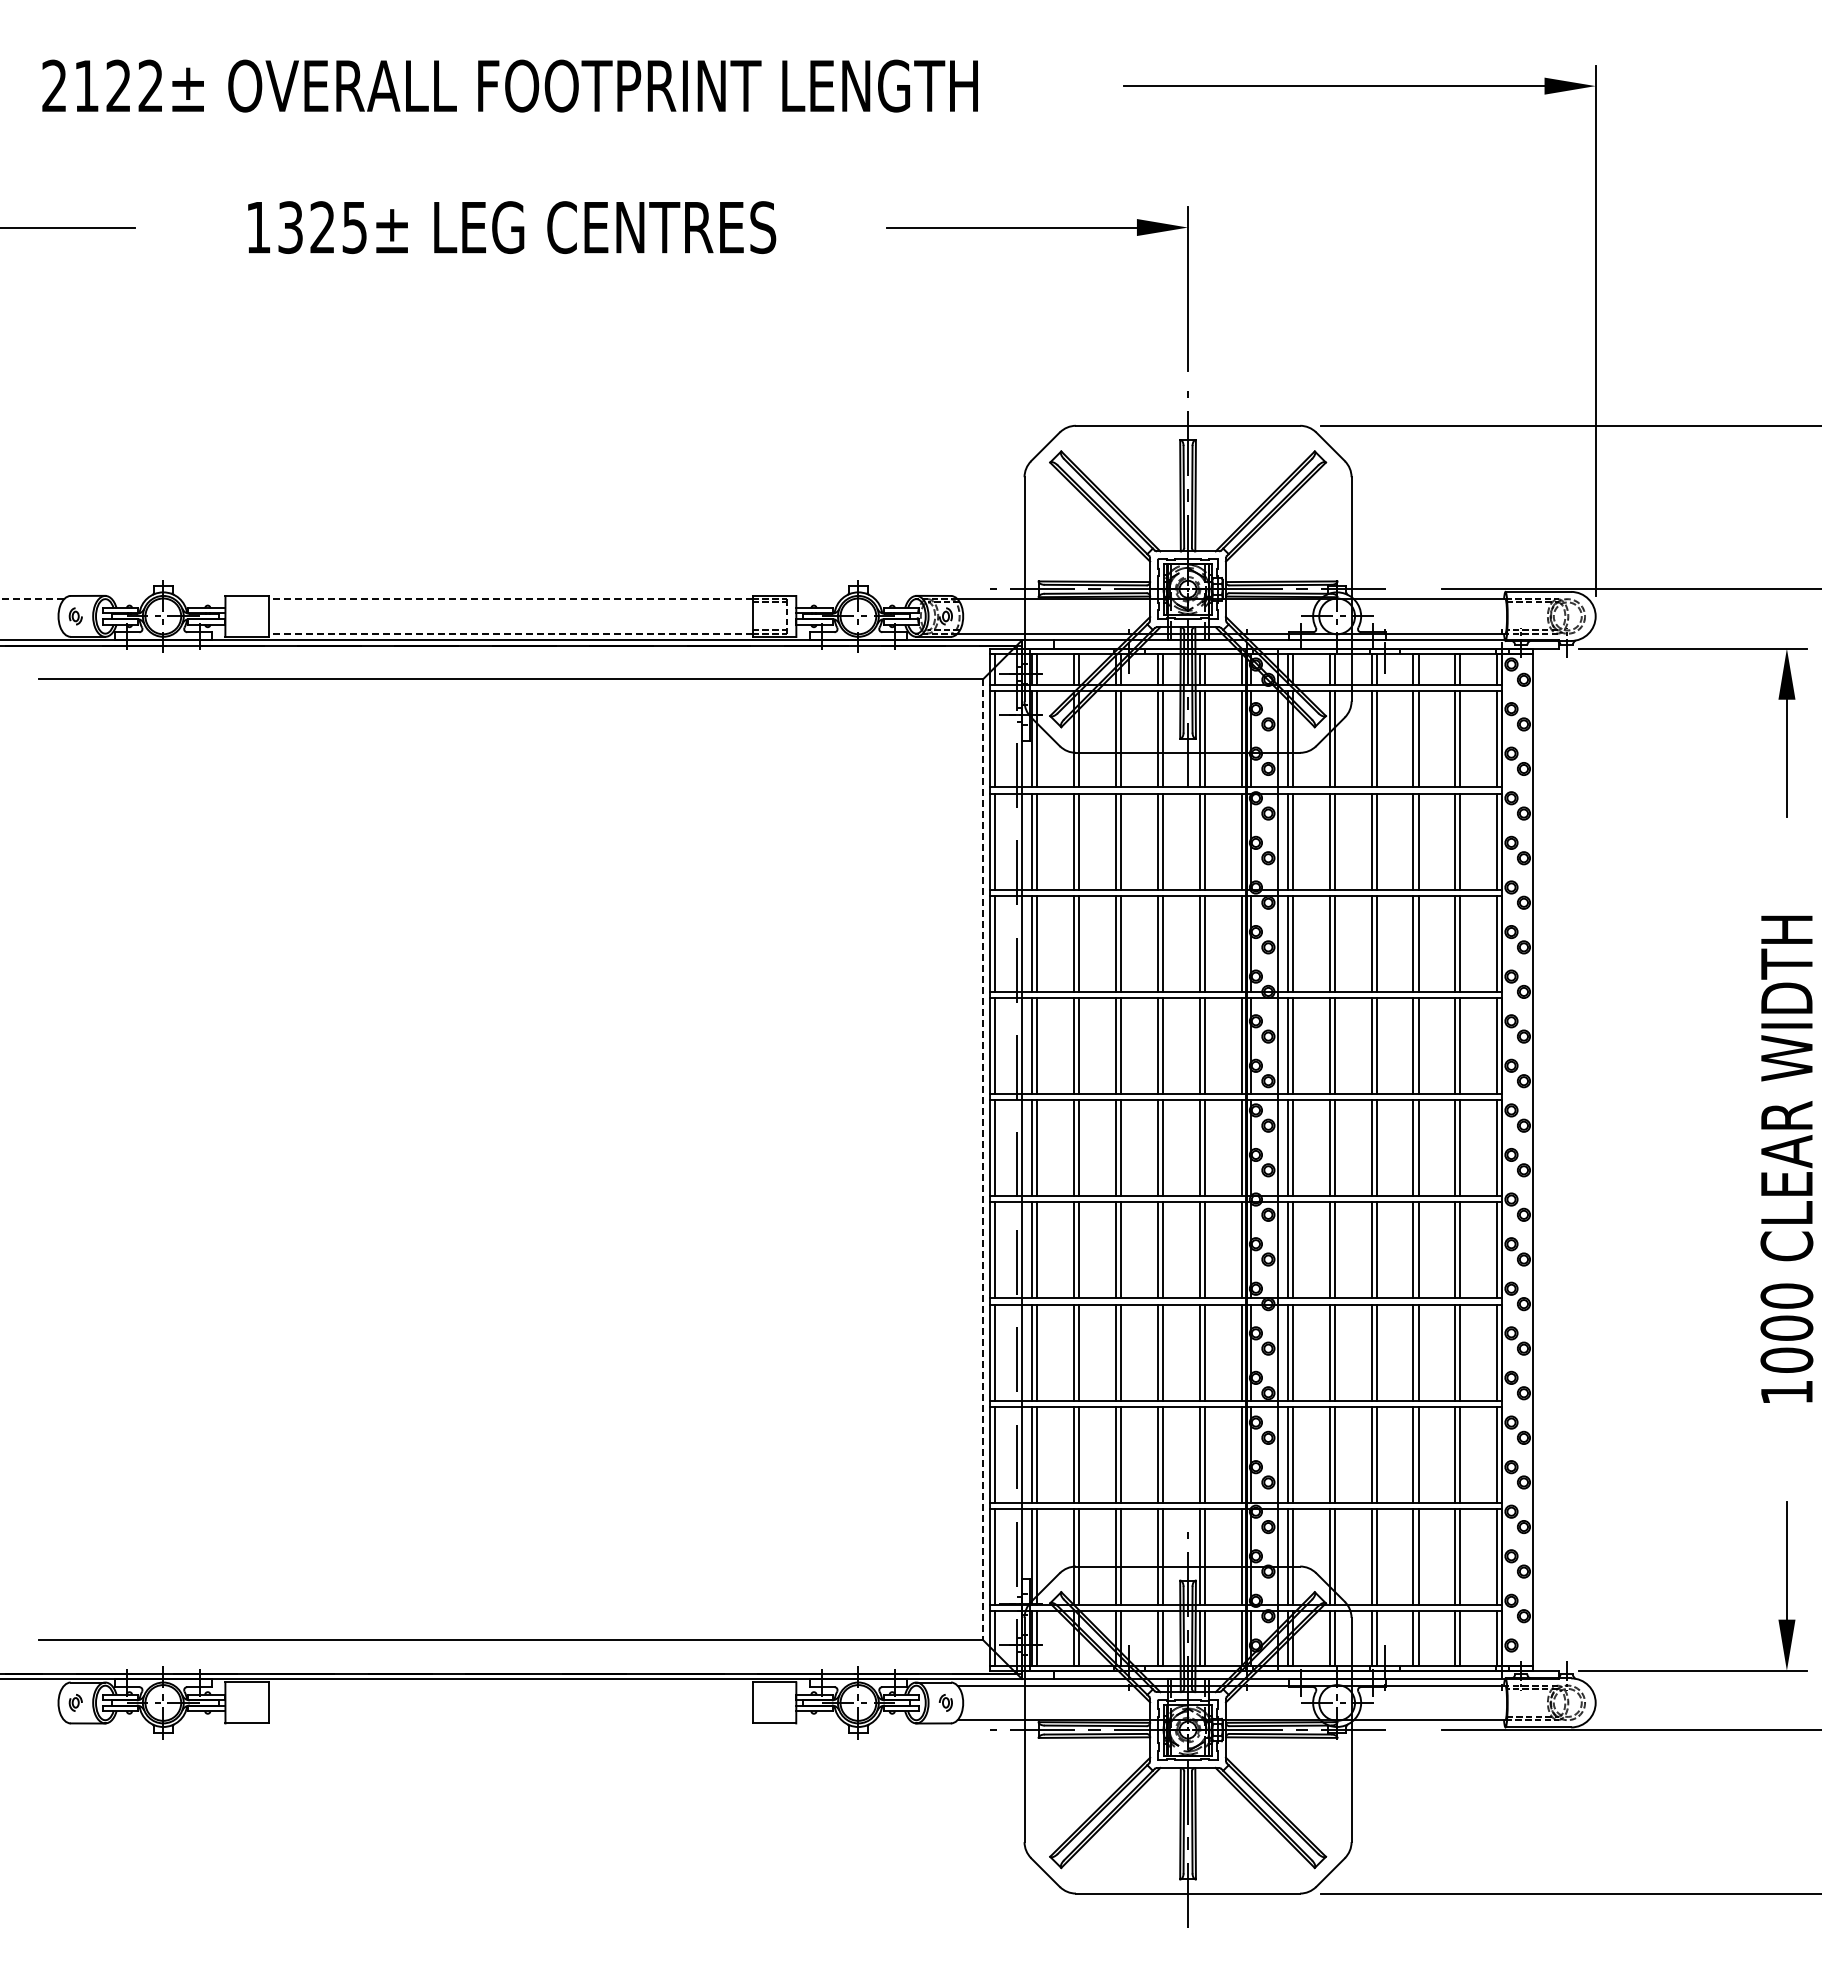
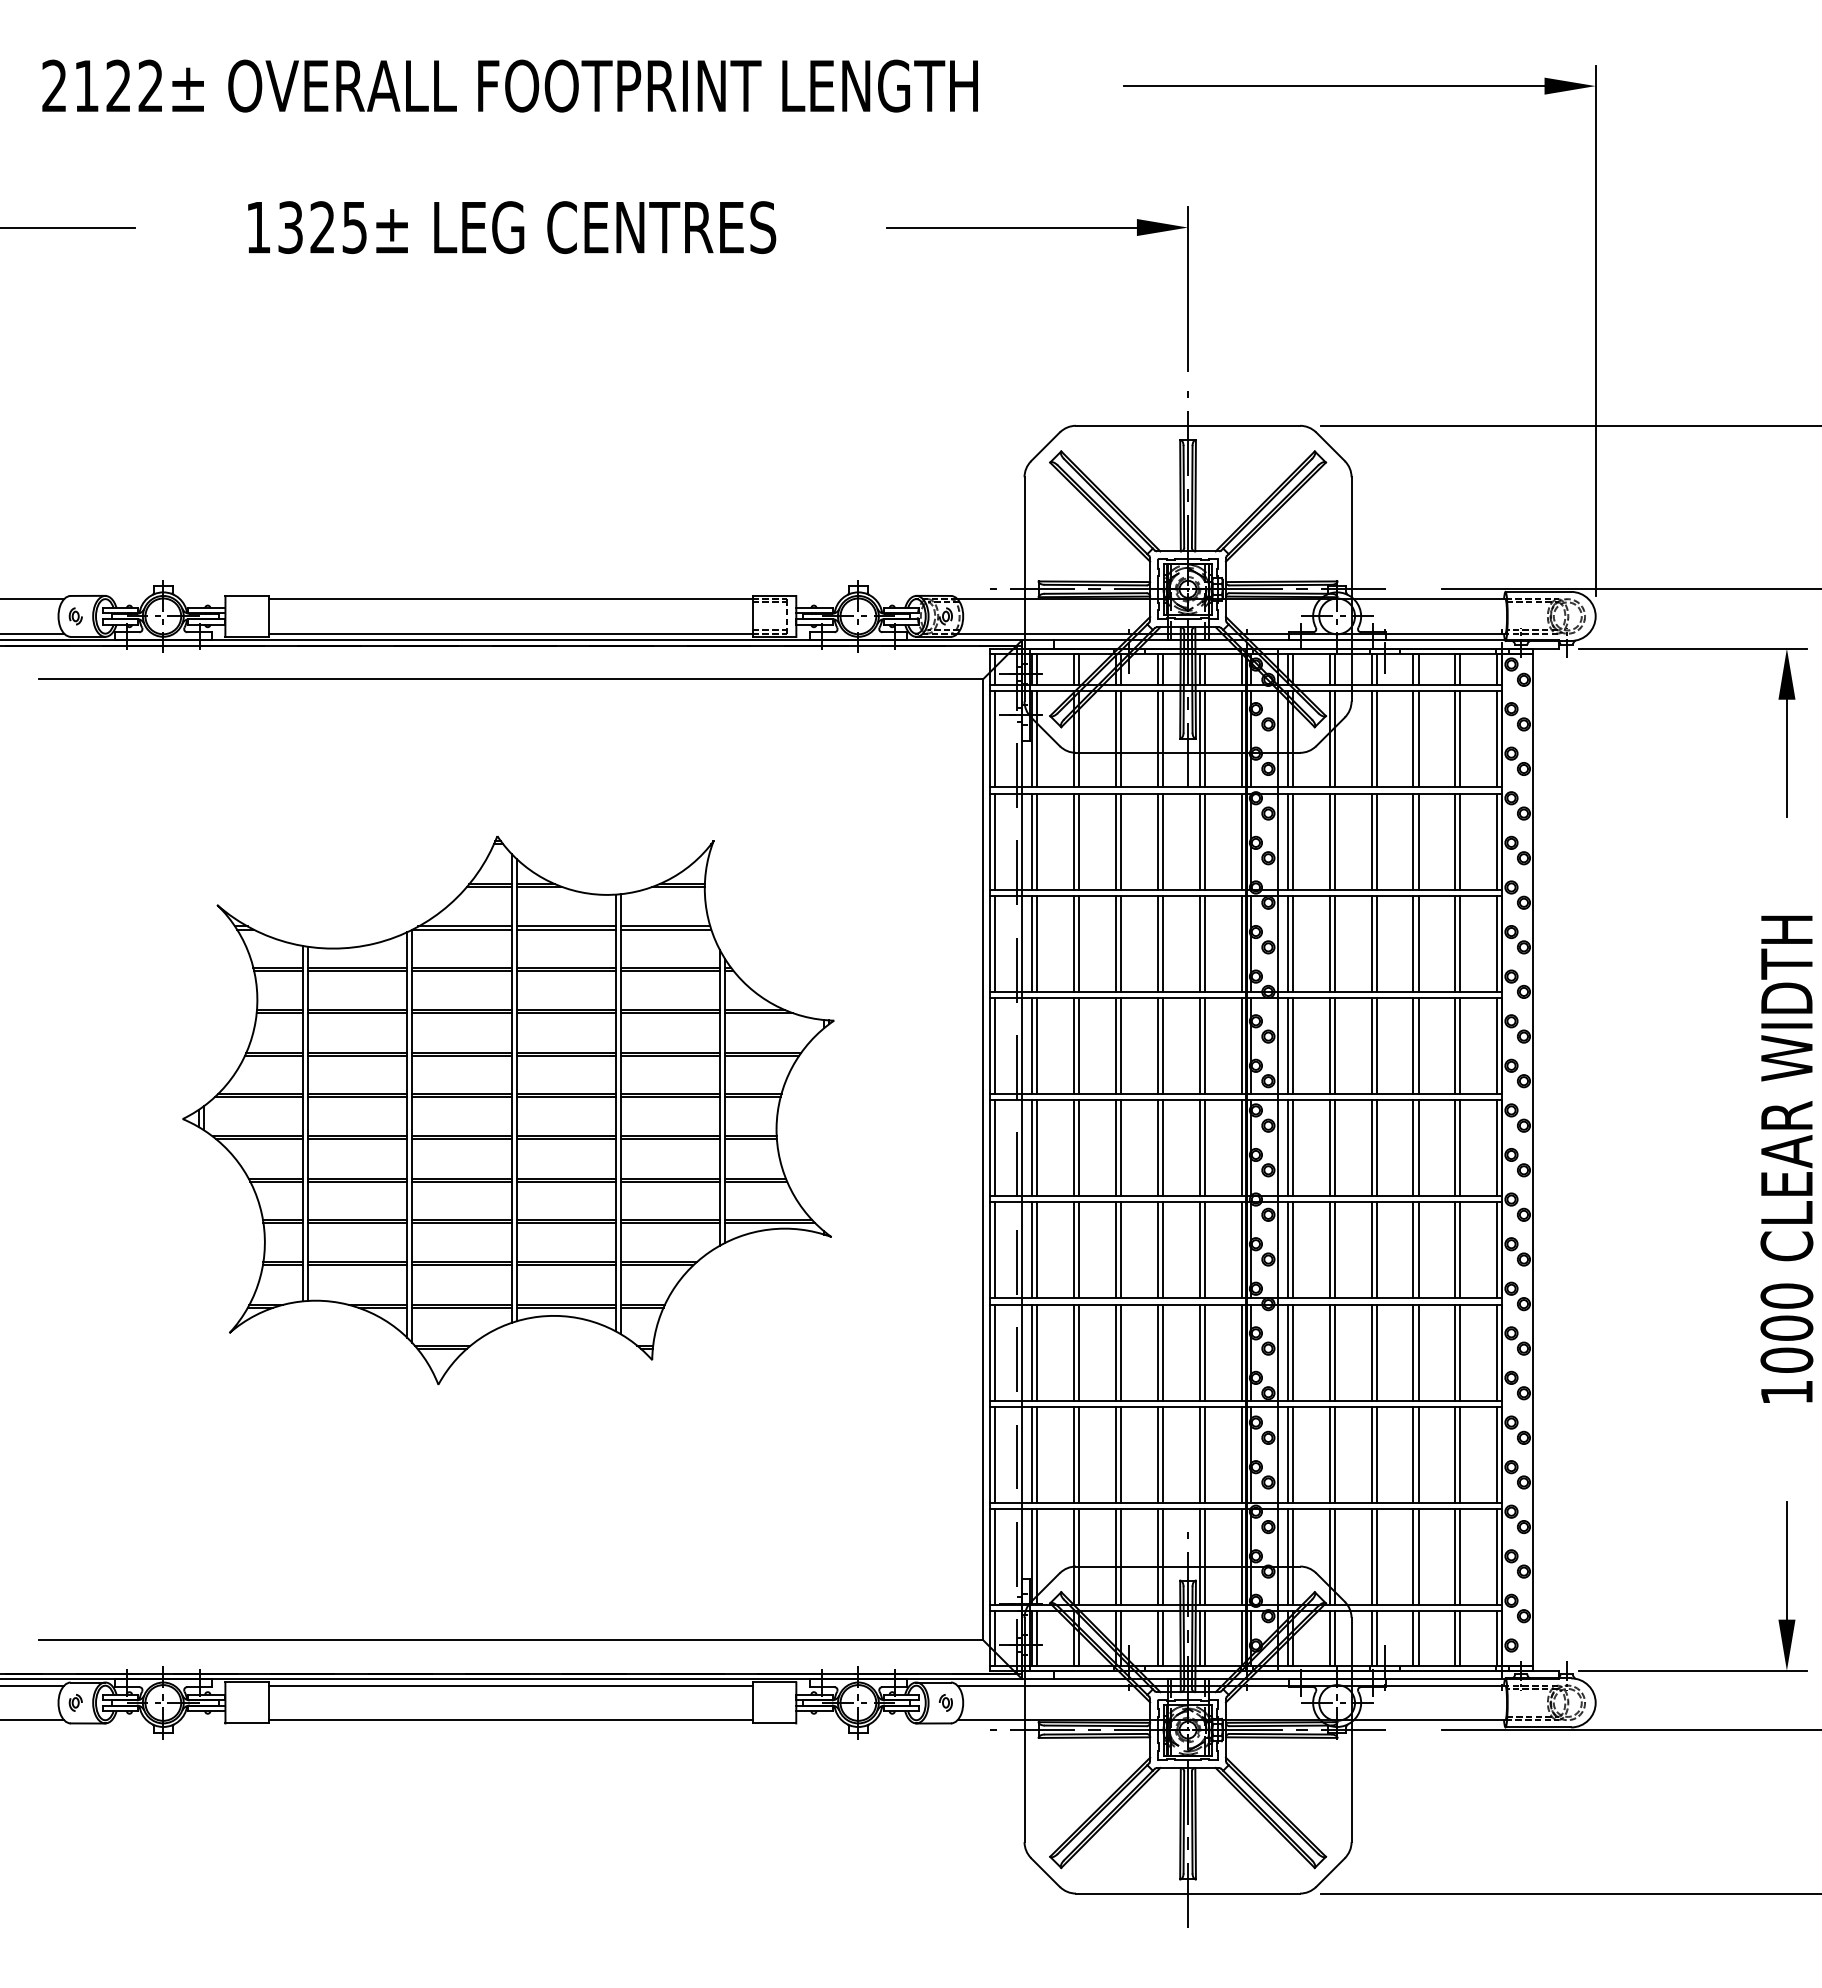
line: dashed -> solid (32, 599)
line: dashed -> solid (510, 599)
line: none -> present (33, 633)
line: dashed -> solid (510, 633)
part: none -> present (508, 1110)
line: dashed -> solid (983, 1160)
line: none -> present (33, 1685)
line: none -> present (510, 1685)
line: none -> present (33, 1720)
line: none -> present (510, 1720)
